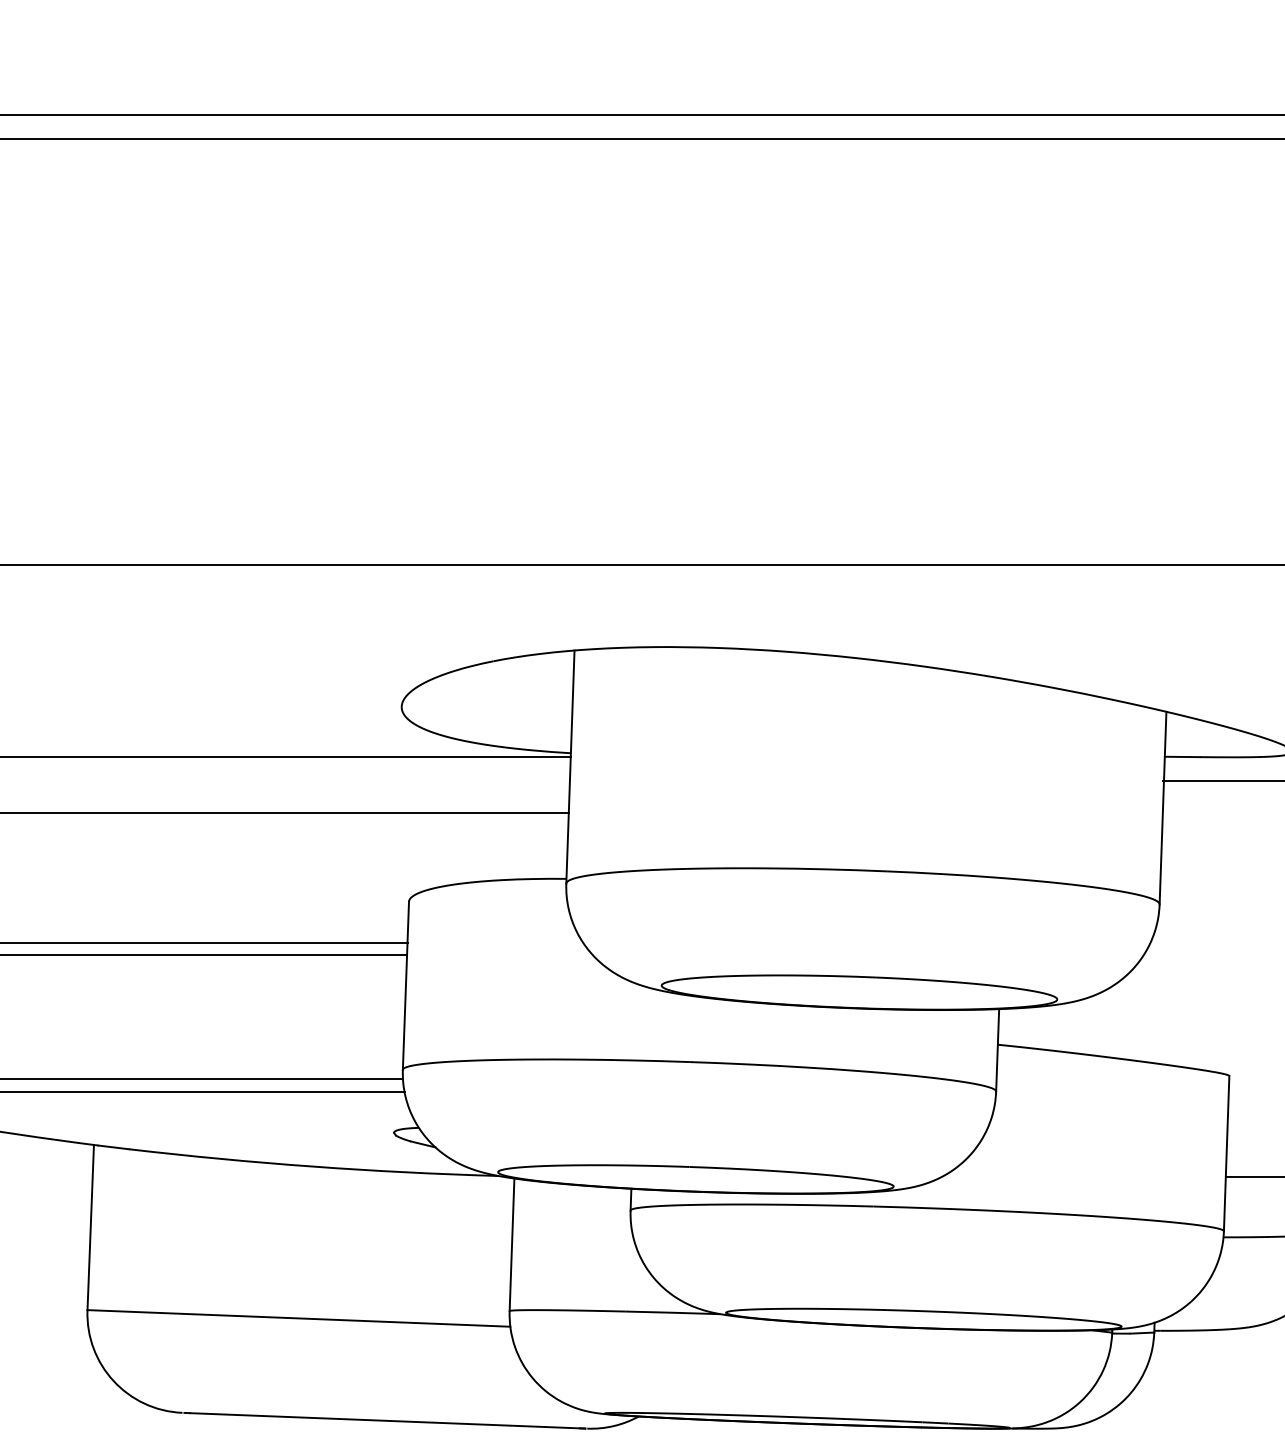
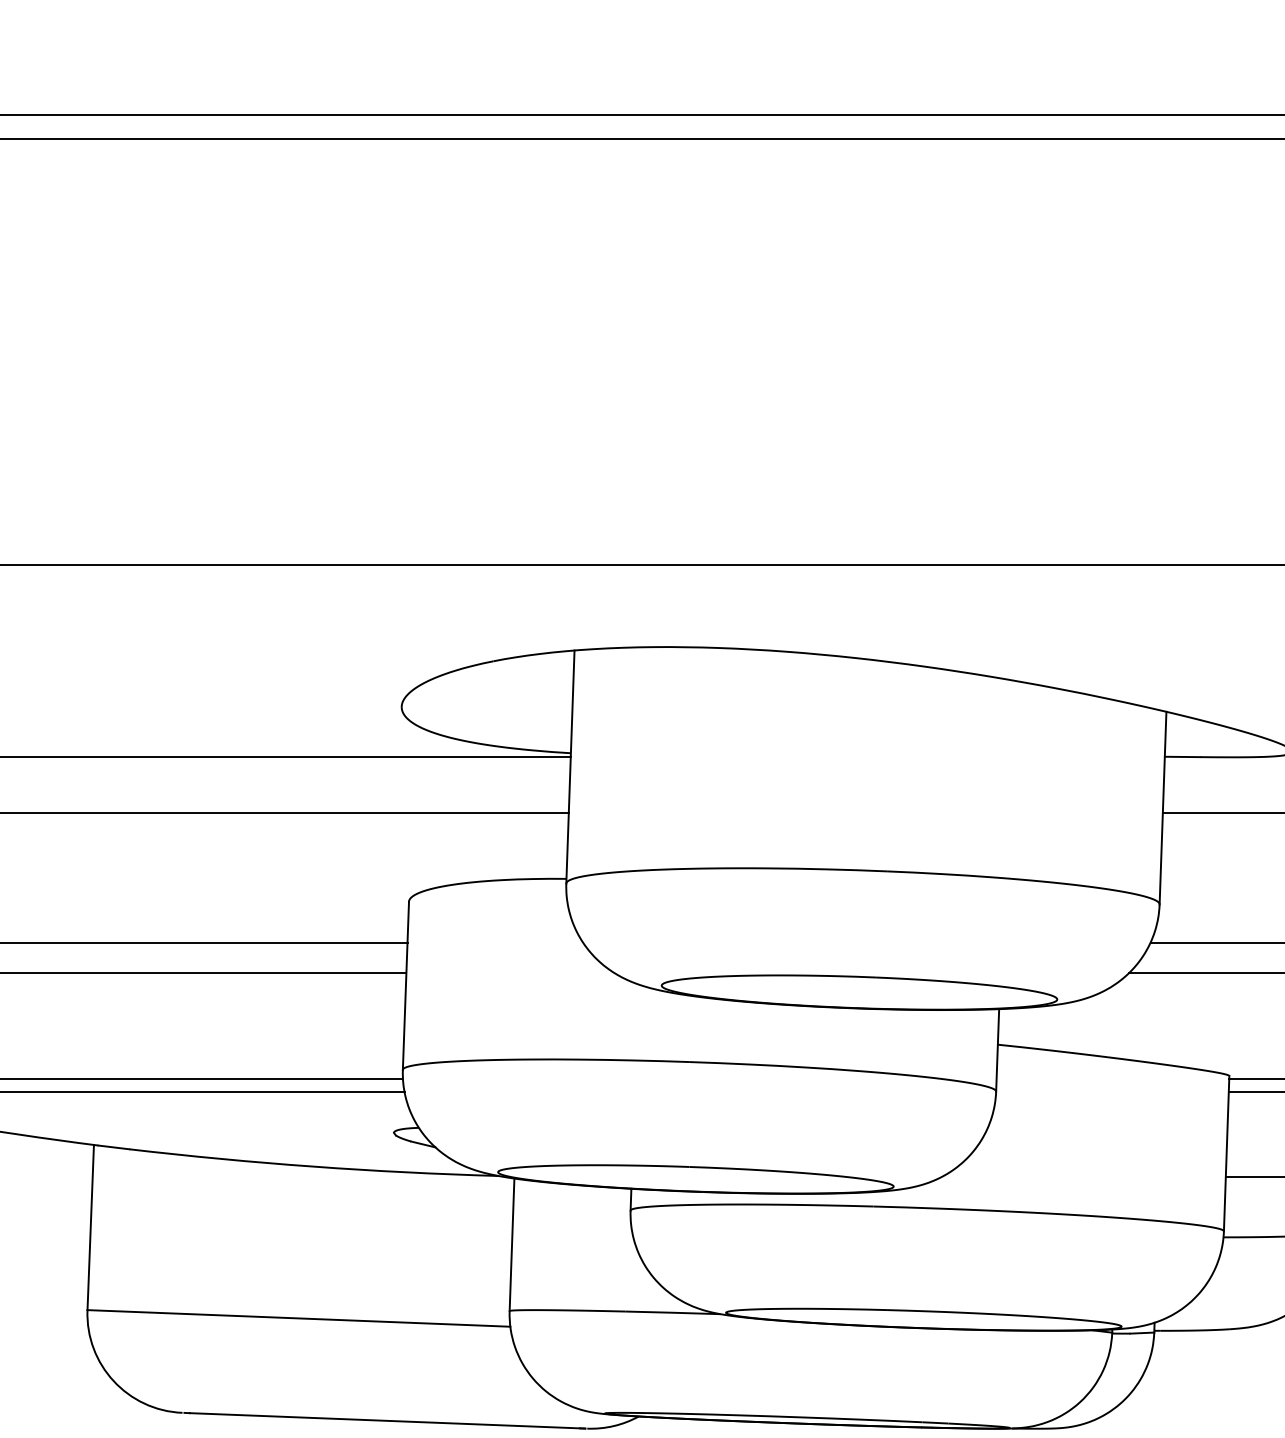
line position: (1221, 780) -> (1221, 812) (1221, 812)
line: none -> present (1215, 942)
line position: (204, 955) -> (204, 973) (204, 973)
line: none -> present (1204, 973)
line: none -> present (1255, 1078)
line: none -> present (1254, 1092)
